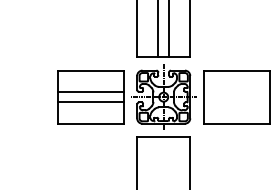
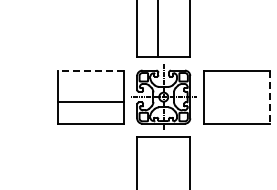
line: present -> none (169, 29)
line: solid -> dashed (90, 70)
line: present -> none (90, 91)
line: solid -> dashed (269, 97)
